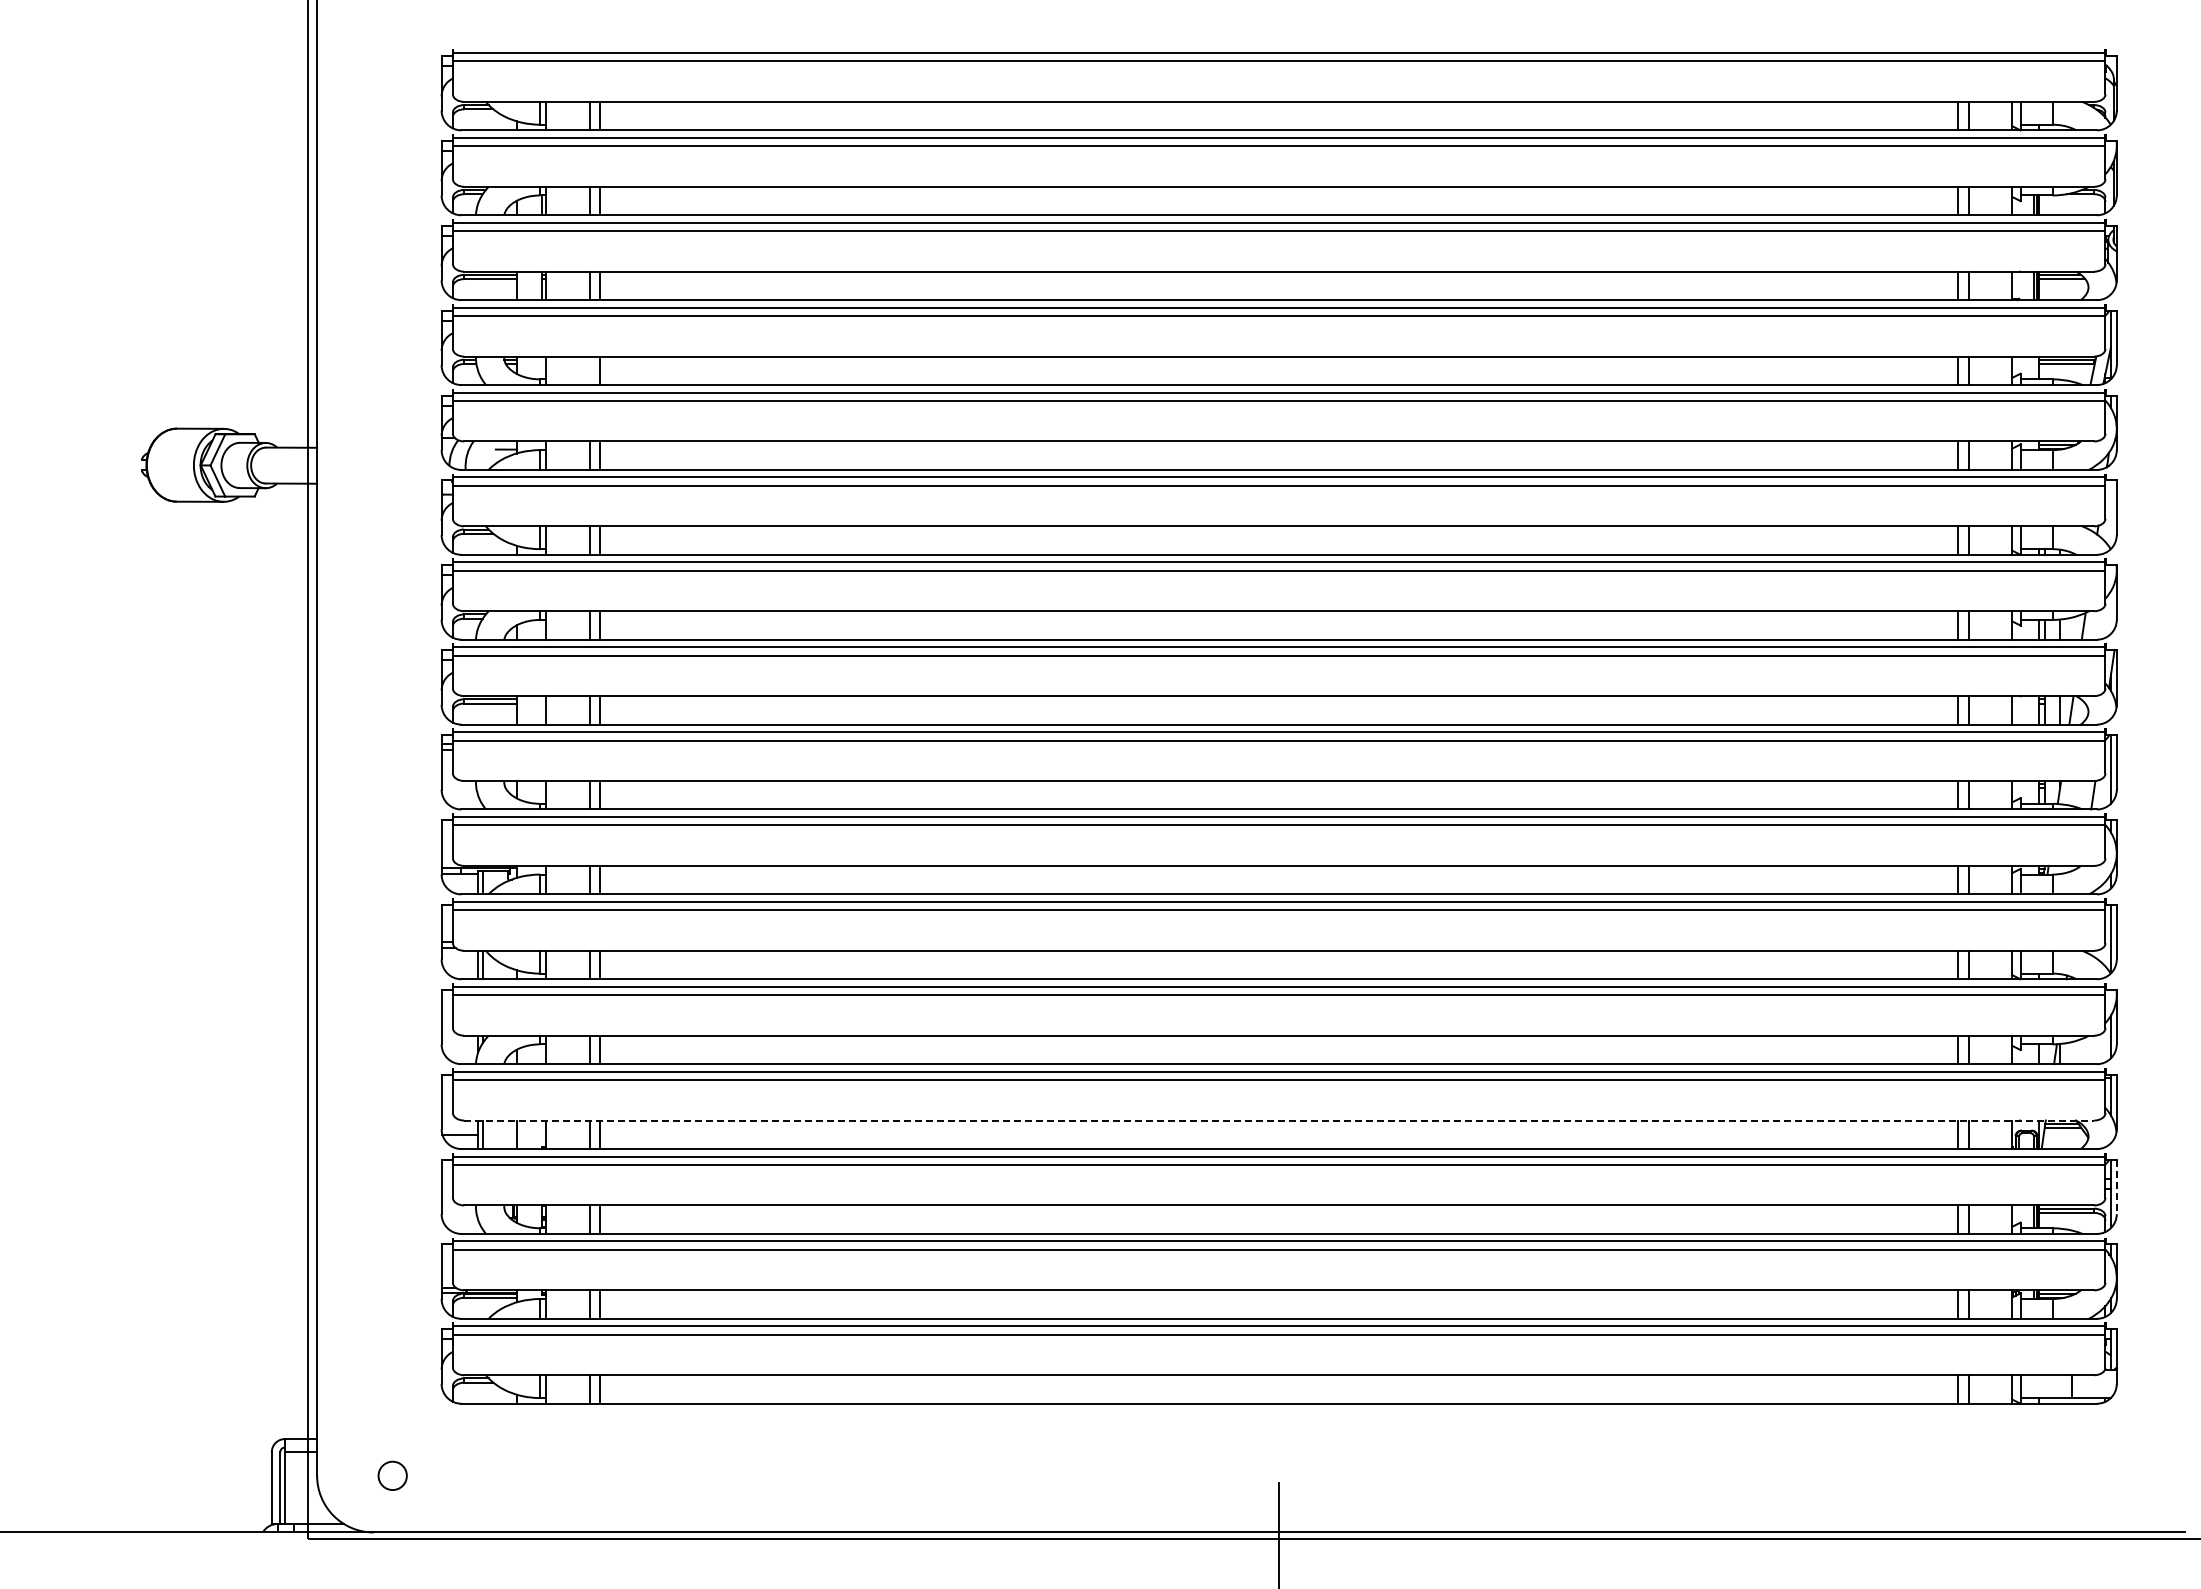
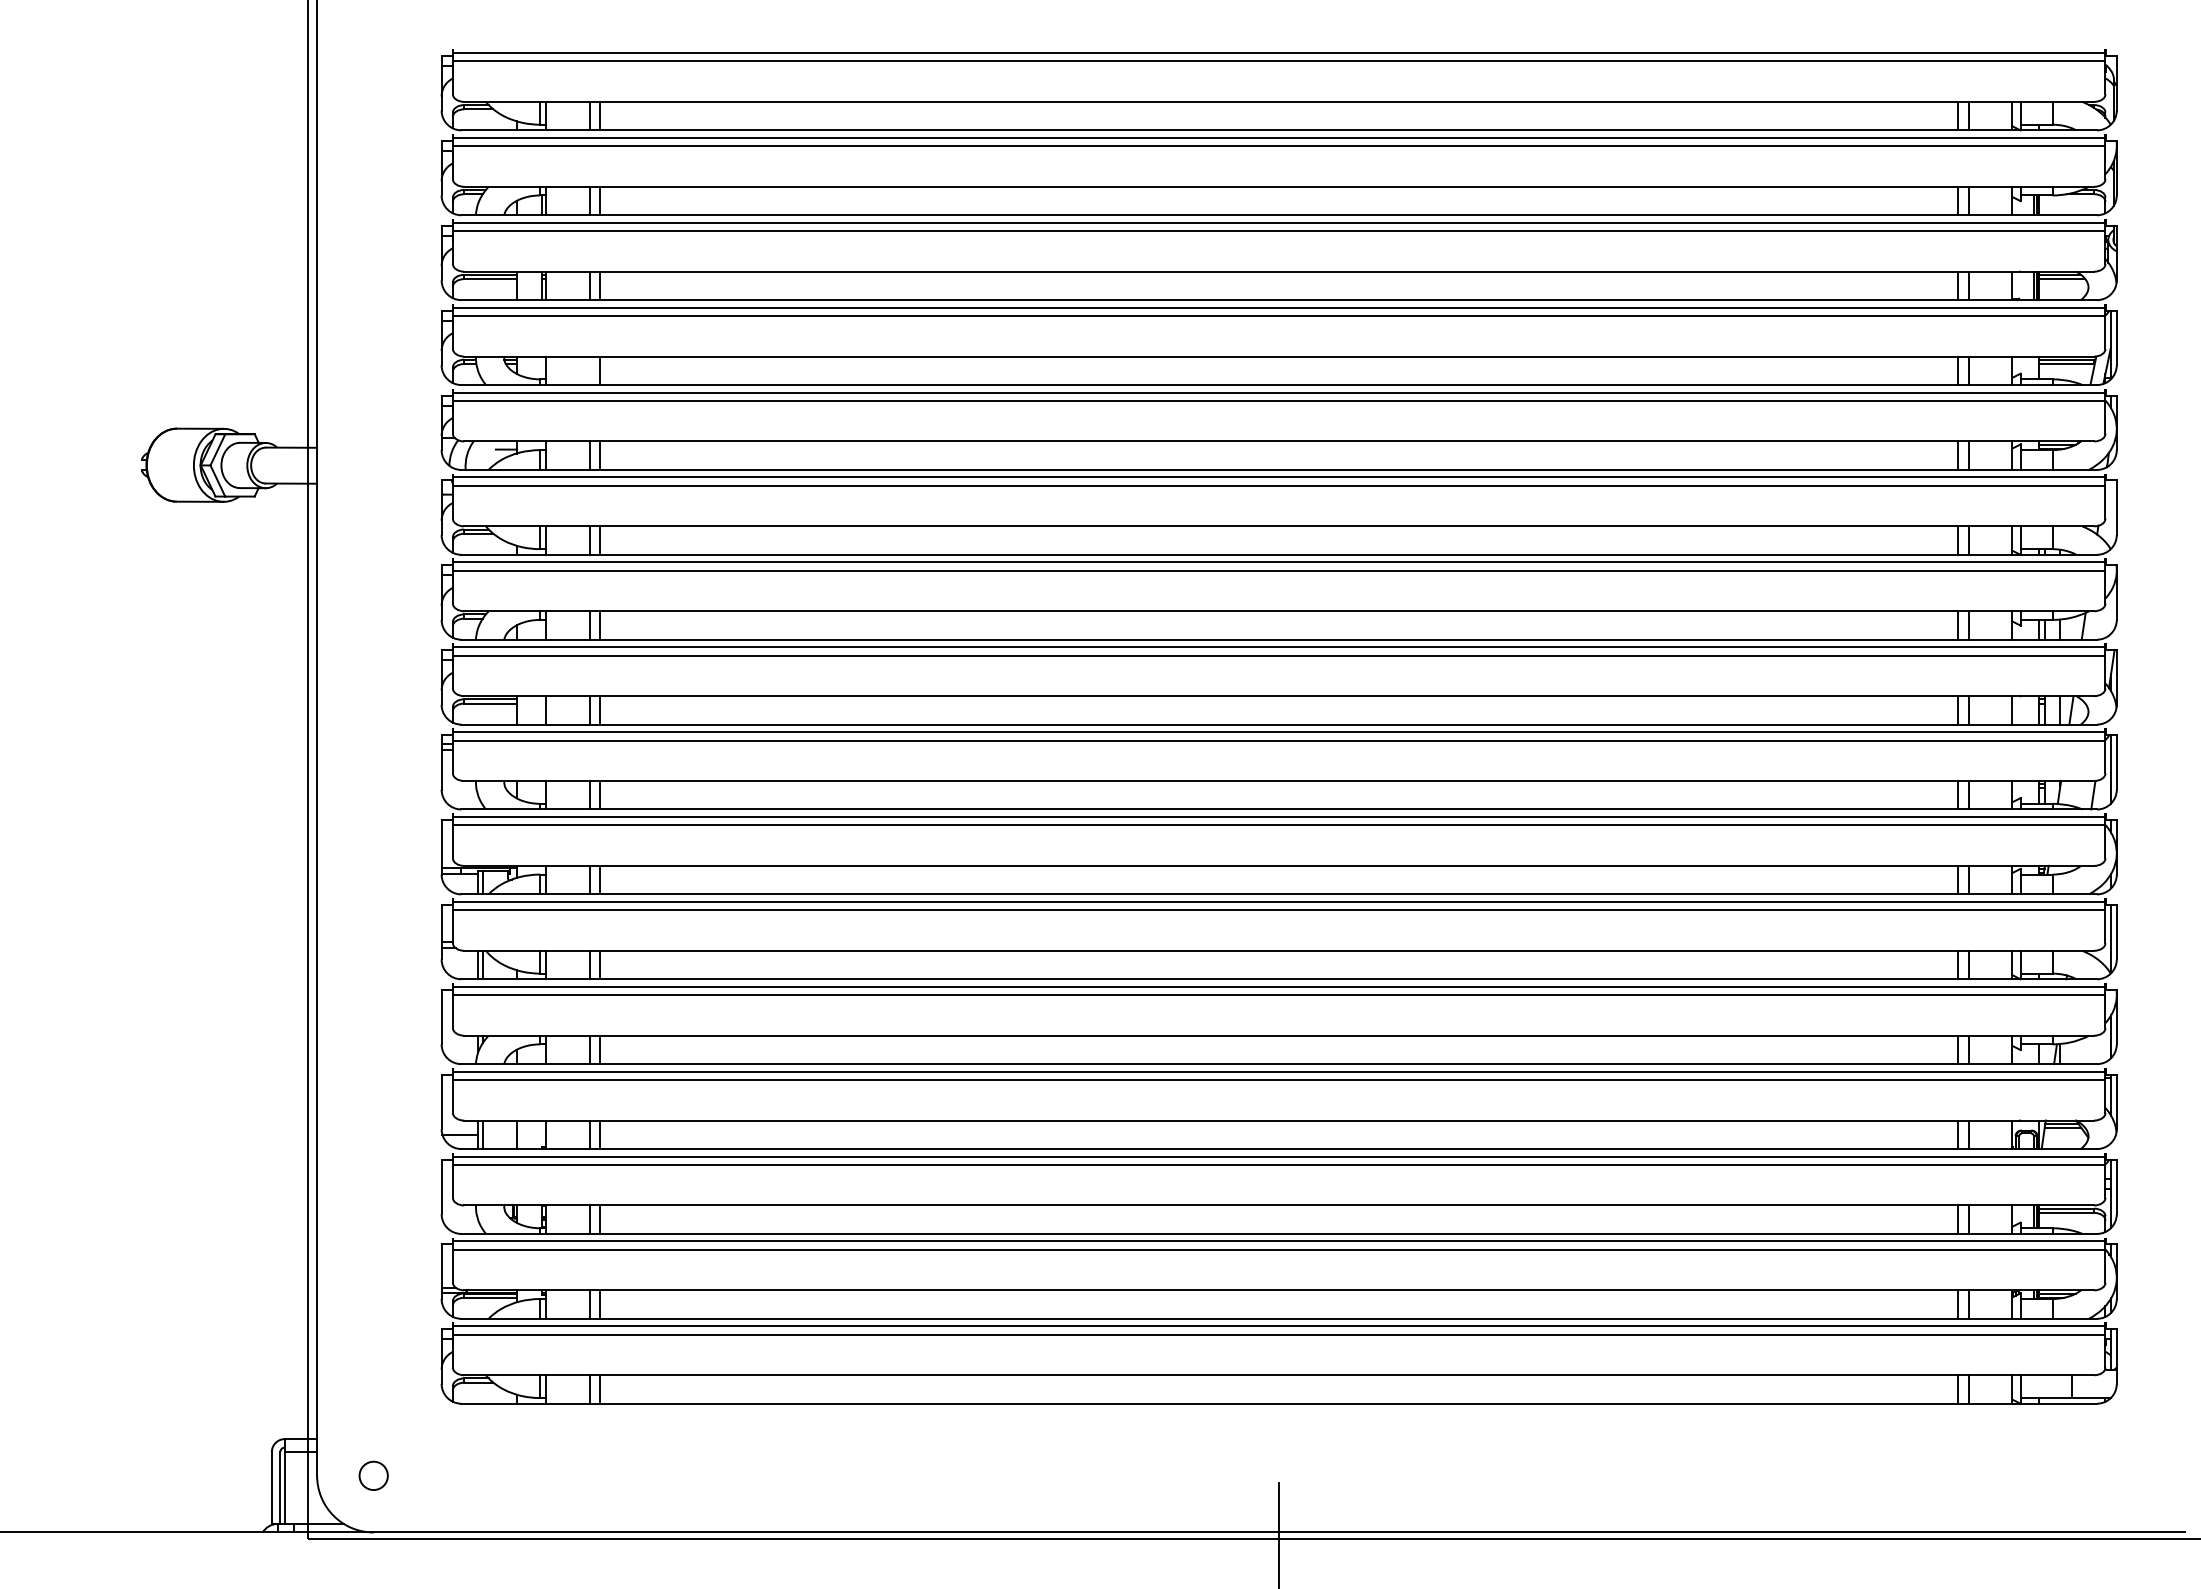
line: dashed -> solid (1279, 1120)
line: dashed -> solid (2116, 1187)
circle position: (392, 1475) -> (373, 1475) (373, 1475)
